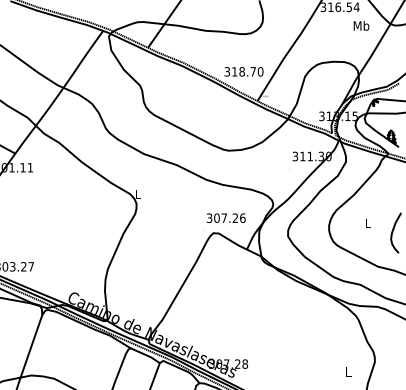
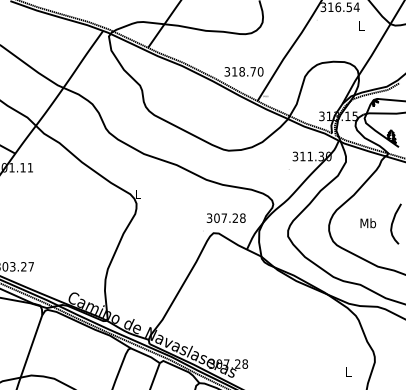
text: Mb -> L (361, 25)
text: 307.26 -> 307.28 (242, 217)
text: L -> Mb (368, 223)
curve position: (393, 232) -> (393, 223) (393, 223)
